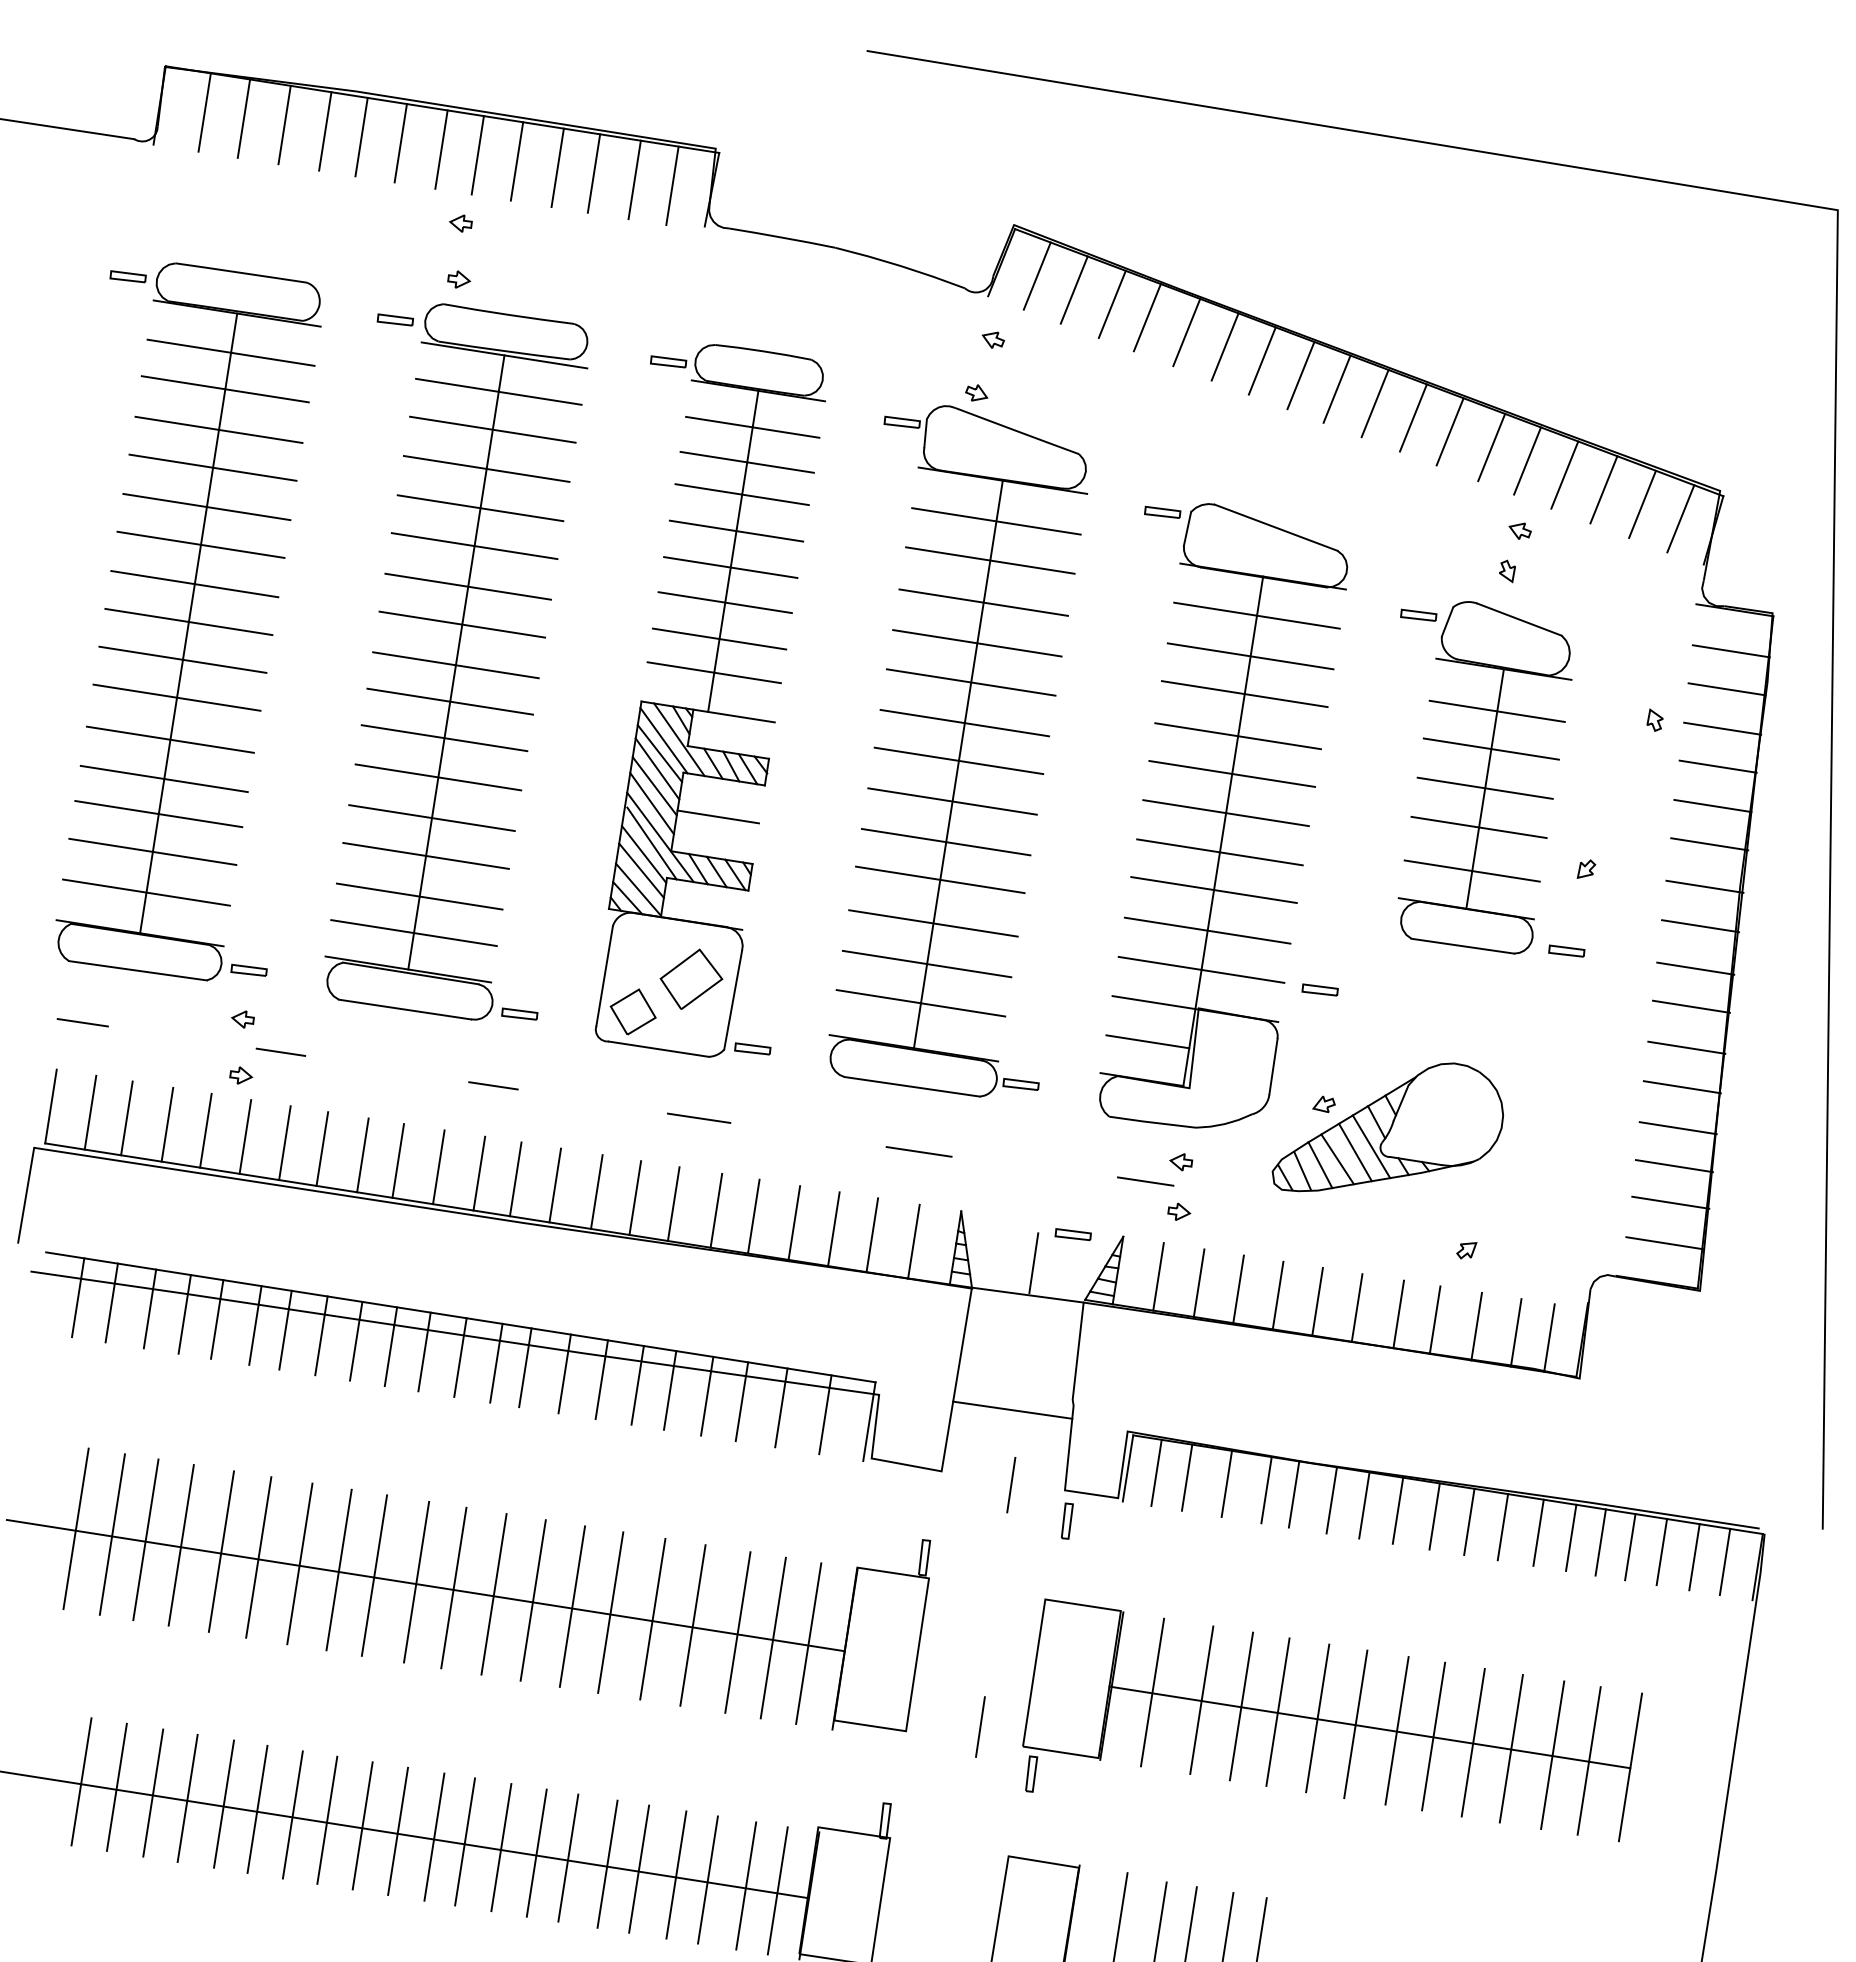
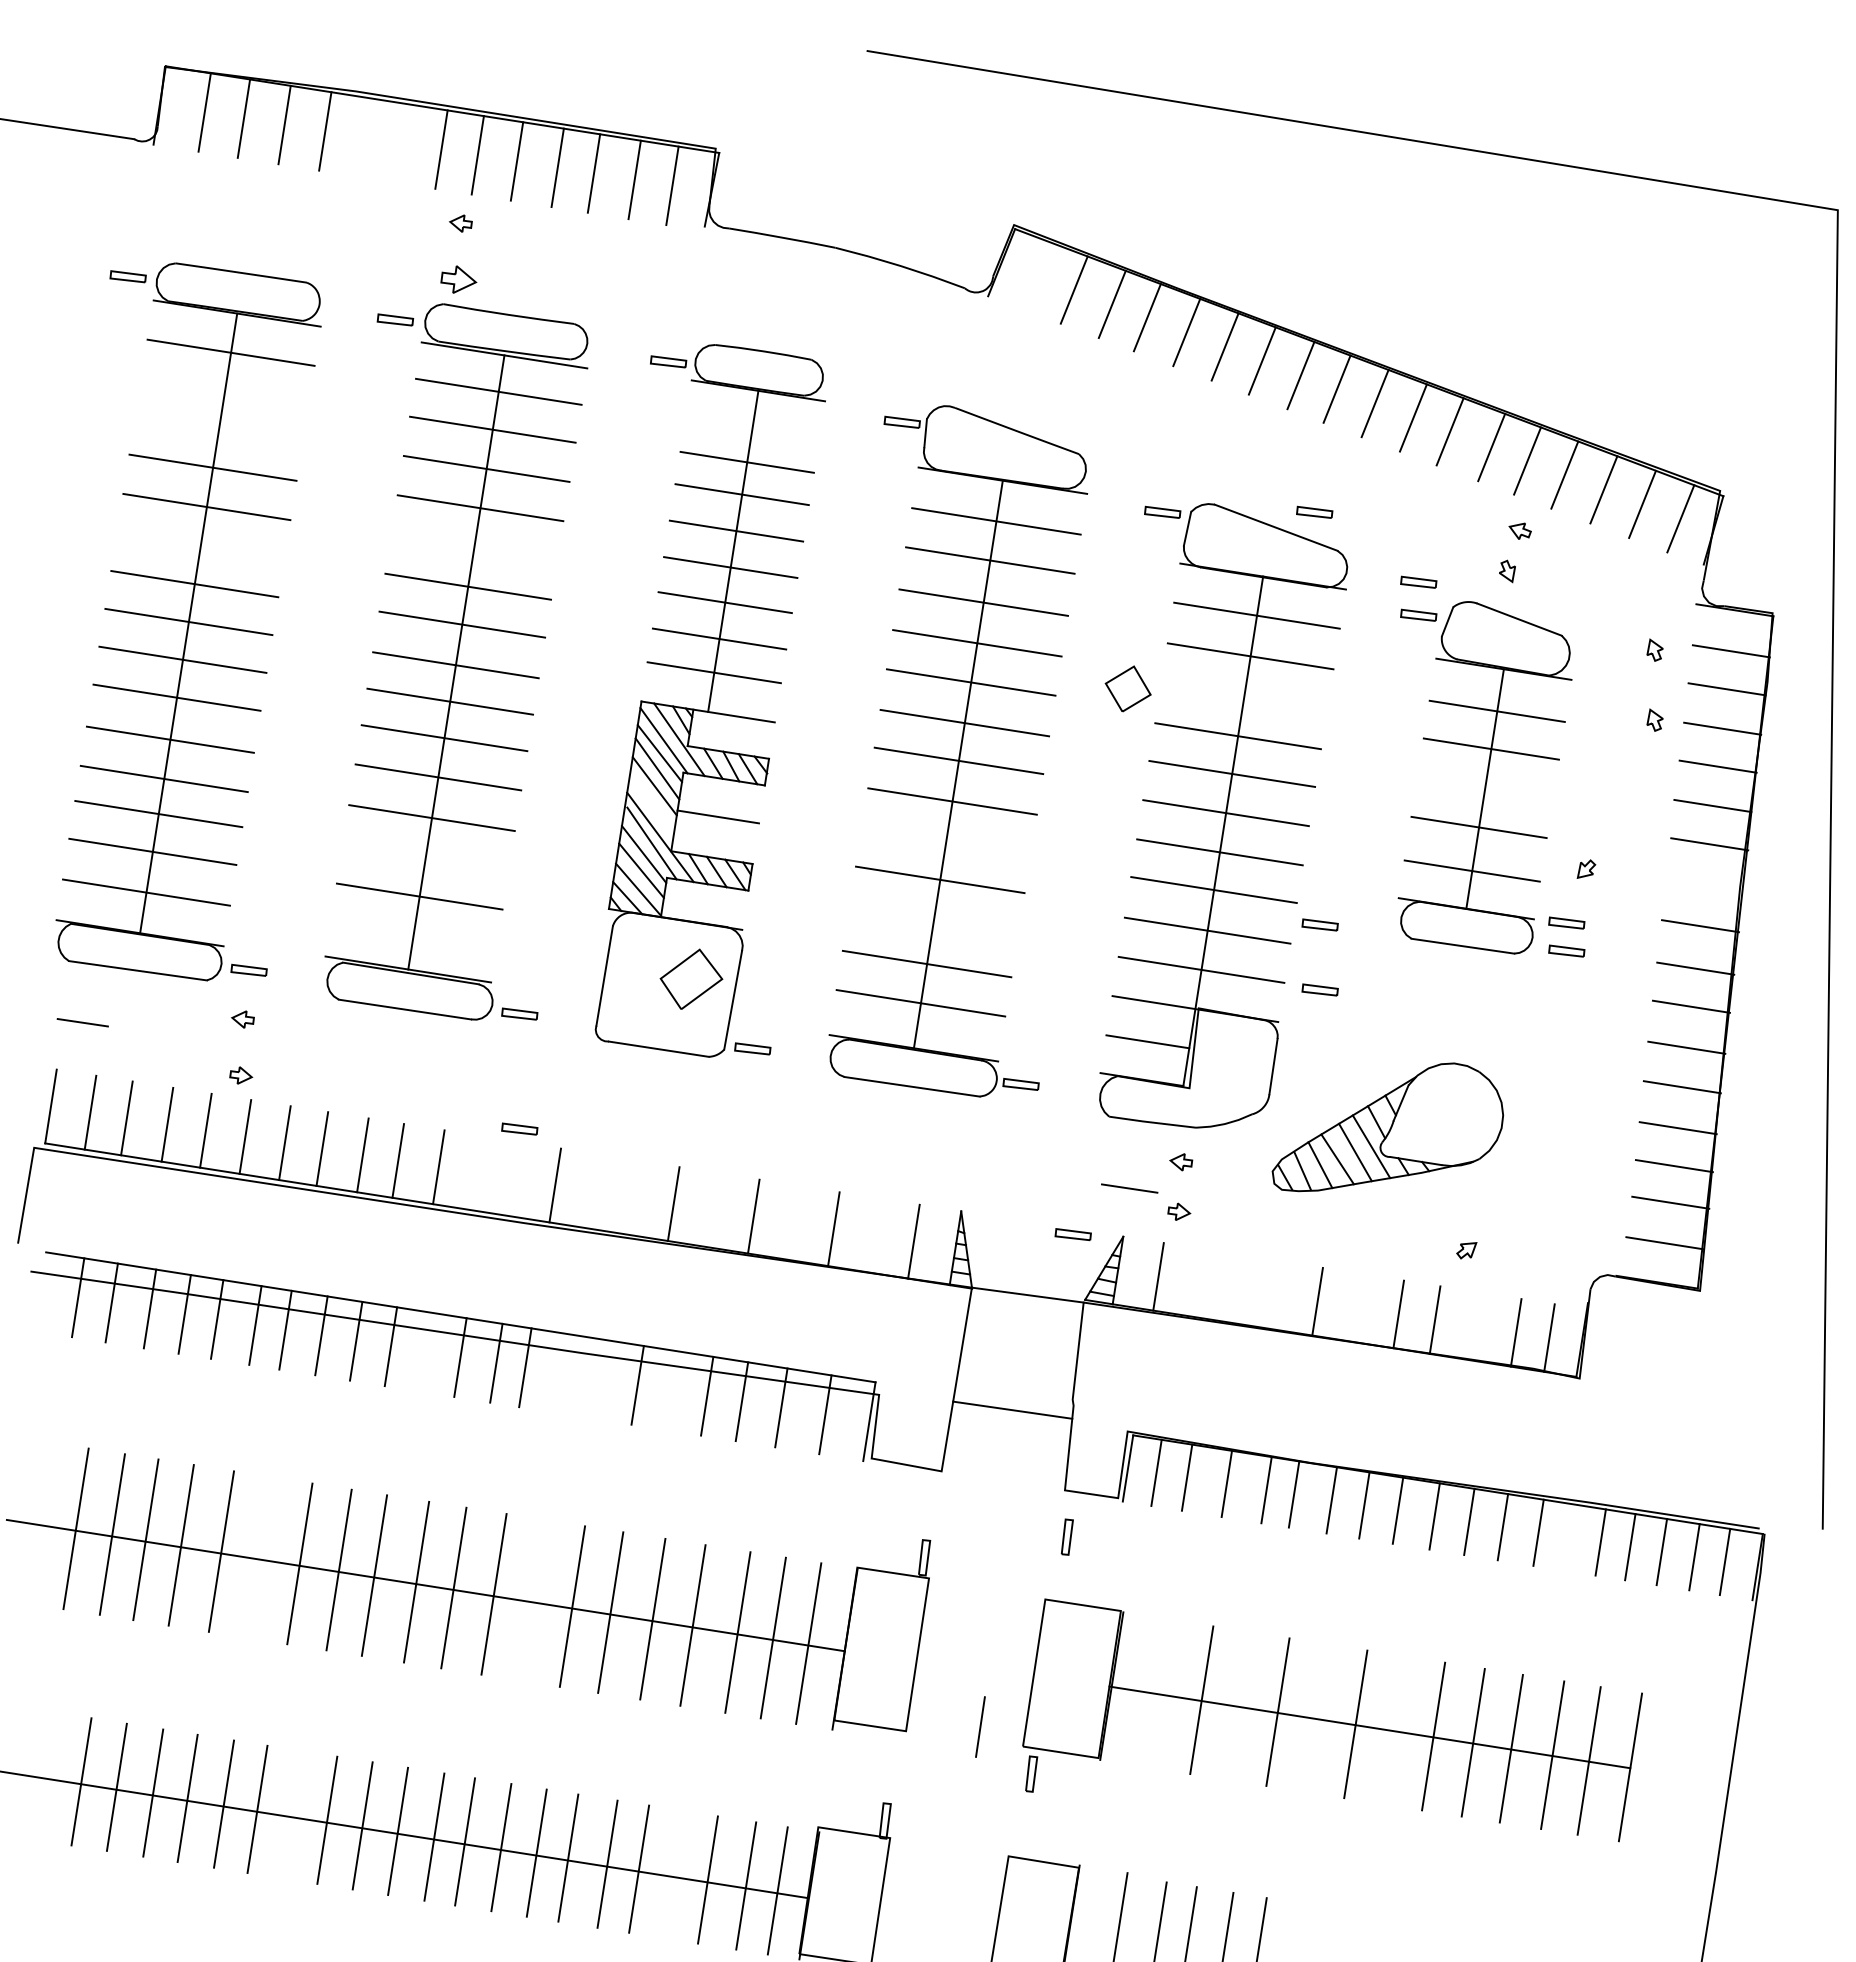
line: present -> none (361, 136)
line: present -> none (400, 143)
line: present -> none (1036, 275)
part size: 25x19 px -> 38x29 px (458, 279)
part: present -> none (992, 339)
line: present -> none (224, 389)
part: present -> none (976, 392)
line: present -> none (752, 426)
line: present -> none (218, 429)
part: none -> present (1314, 511)
line: present -> none (200, 544)
line: present -> none (474, 546)
part: none -> present (1418, 581)
part: none -> present (1654, 649)
line: present -> none (1244, 694)
line: present -> none (1484, 787)
line: present -> none (651, 803)
line: present -> none (945, 841)
line: present -> none (425, 855)
line: present -> none (1704, 886)
part: none -> present (1566, 922)
line: present -> none (933, 923)
part: none -> present (1319, 924)
line: present -> none (413, 933)
part position: (632, 1011) -> (1127, 688) (1127, 688)
line: present -> none (280, 1051)
line: present -> none (493, 1085)
part: present -> none (1323, 1104)
line: present -> none (699, 1117)
part: none -> present (519, 1128)
line: present -> none (918, 1151)
line: present -> none (479, 1173)
line: present -> none (515, 1179)
line position: (1145, 1181) -> (1129, 1188) (1129, 1188)
line: present -> none (596, 1191)
line: present -> none (635, 1197)
line: present -> none (716, 1210)
line: present -> none (794, 1222)
line: present -> none (872, 1235)
line: present -> none (1033, 1263)
line: present -> none (1198, 1282)
line: present -> none (1238, 1289)
line: present -> none (1277, 1295)
line: present -> none (1356, 1307)
line: present -> none (1476, 1326)
line: present -> none (424, 1351)
line: present -> none (564, 1373)
line: present -> none (601, 1379)
line: present -> none (670, 1390)
line: present -> none (1011, 1485)
part position: (1066, 1520) -> (1066, 1536) (1066, 1536)
line: present -> none (1571, 1537)
line: present -> none (258, 1557)
line: present -> none (532, 1600)
line: present -> none (1152, 1692)
line: present -> none (1241, 1706)
line: present -> none (1317, 1718)
line: present -> none (1396, 1730)
line: present -> none (292, 1814)
line: present -> none (676, 1874)
